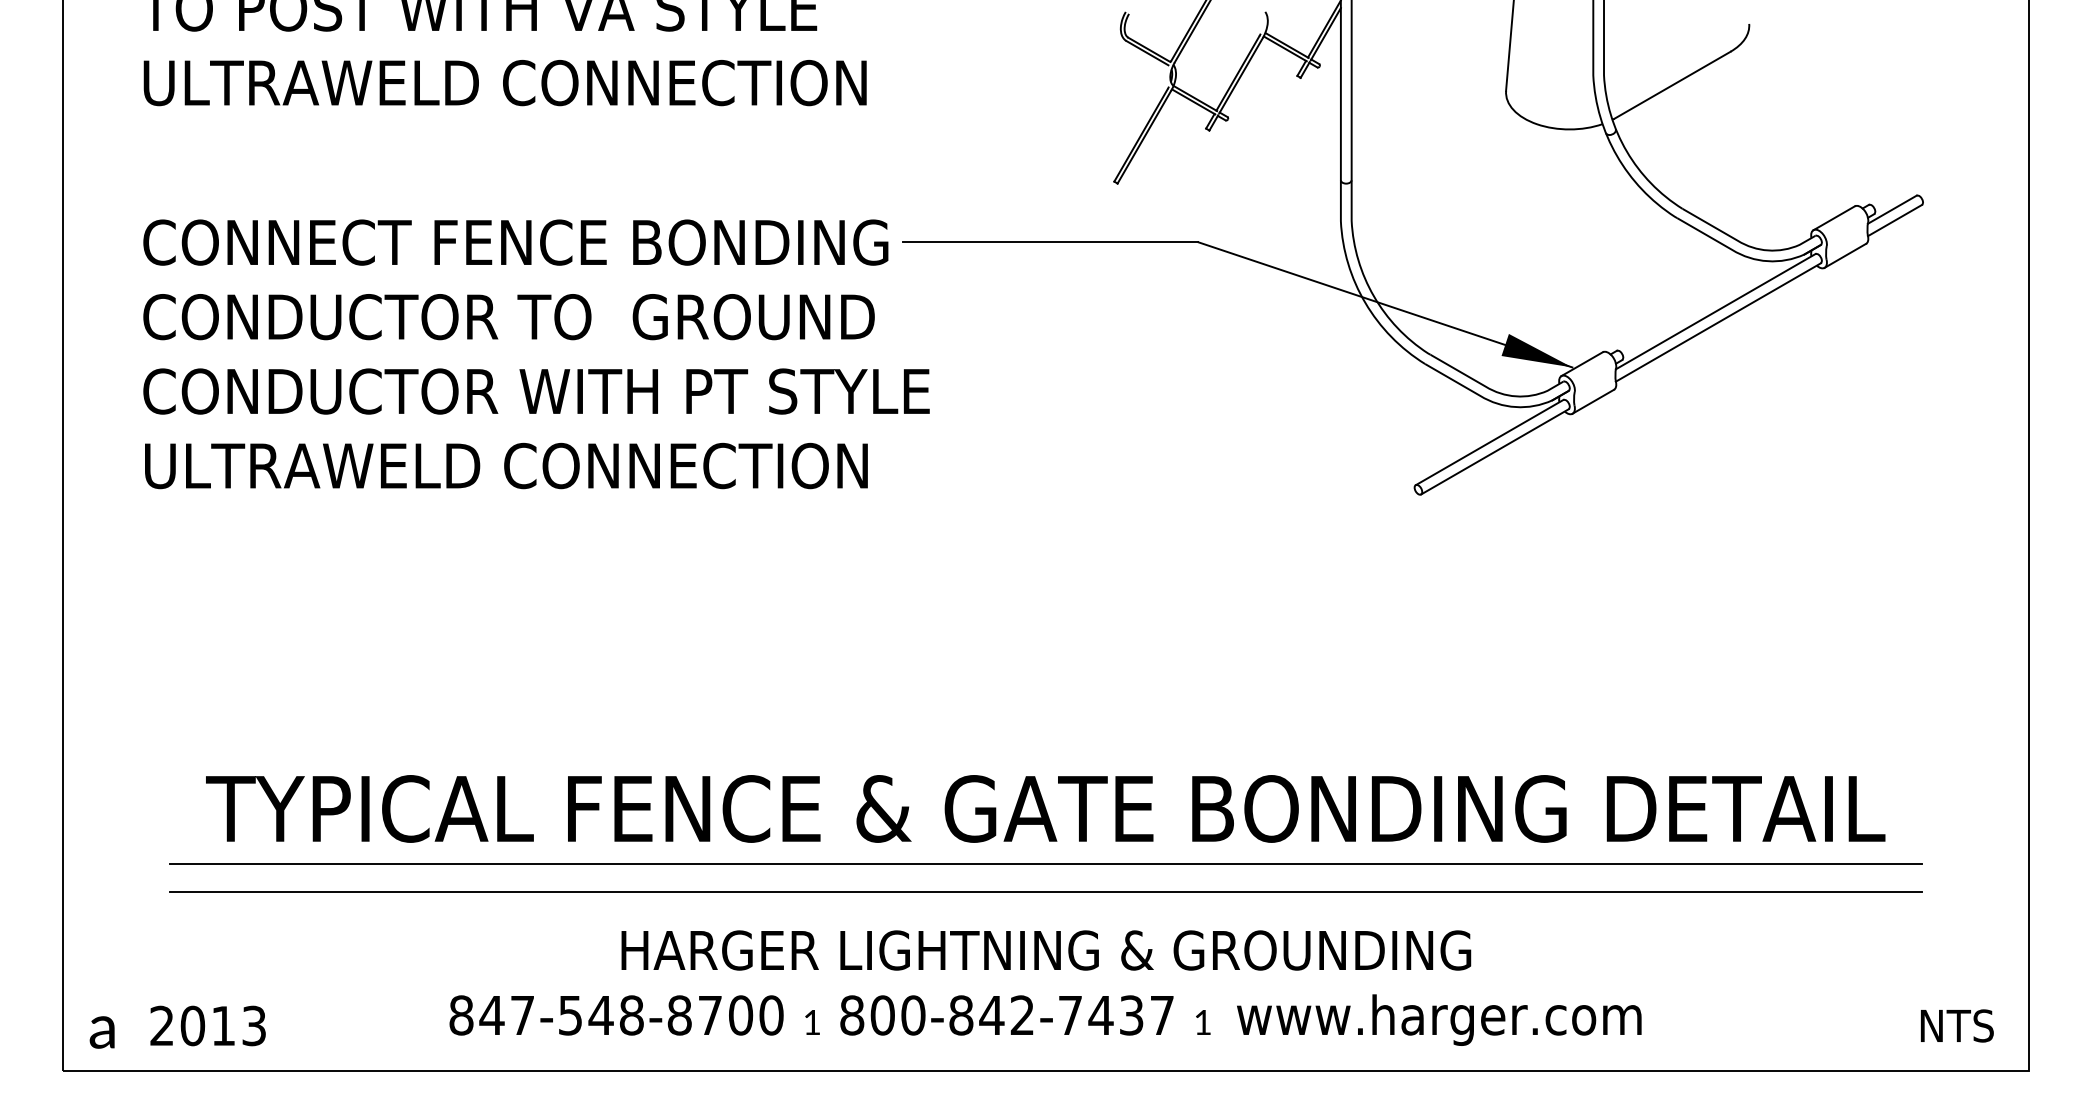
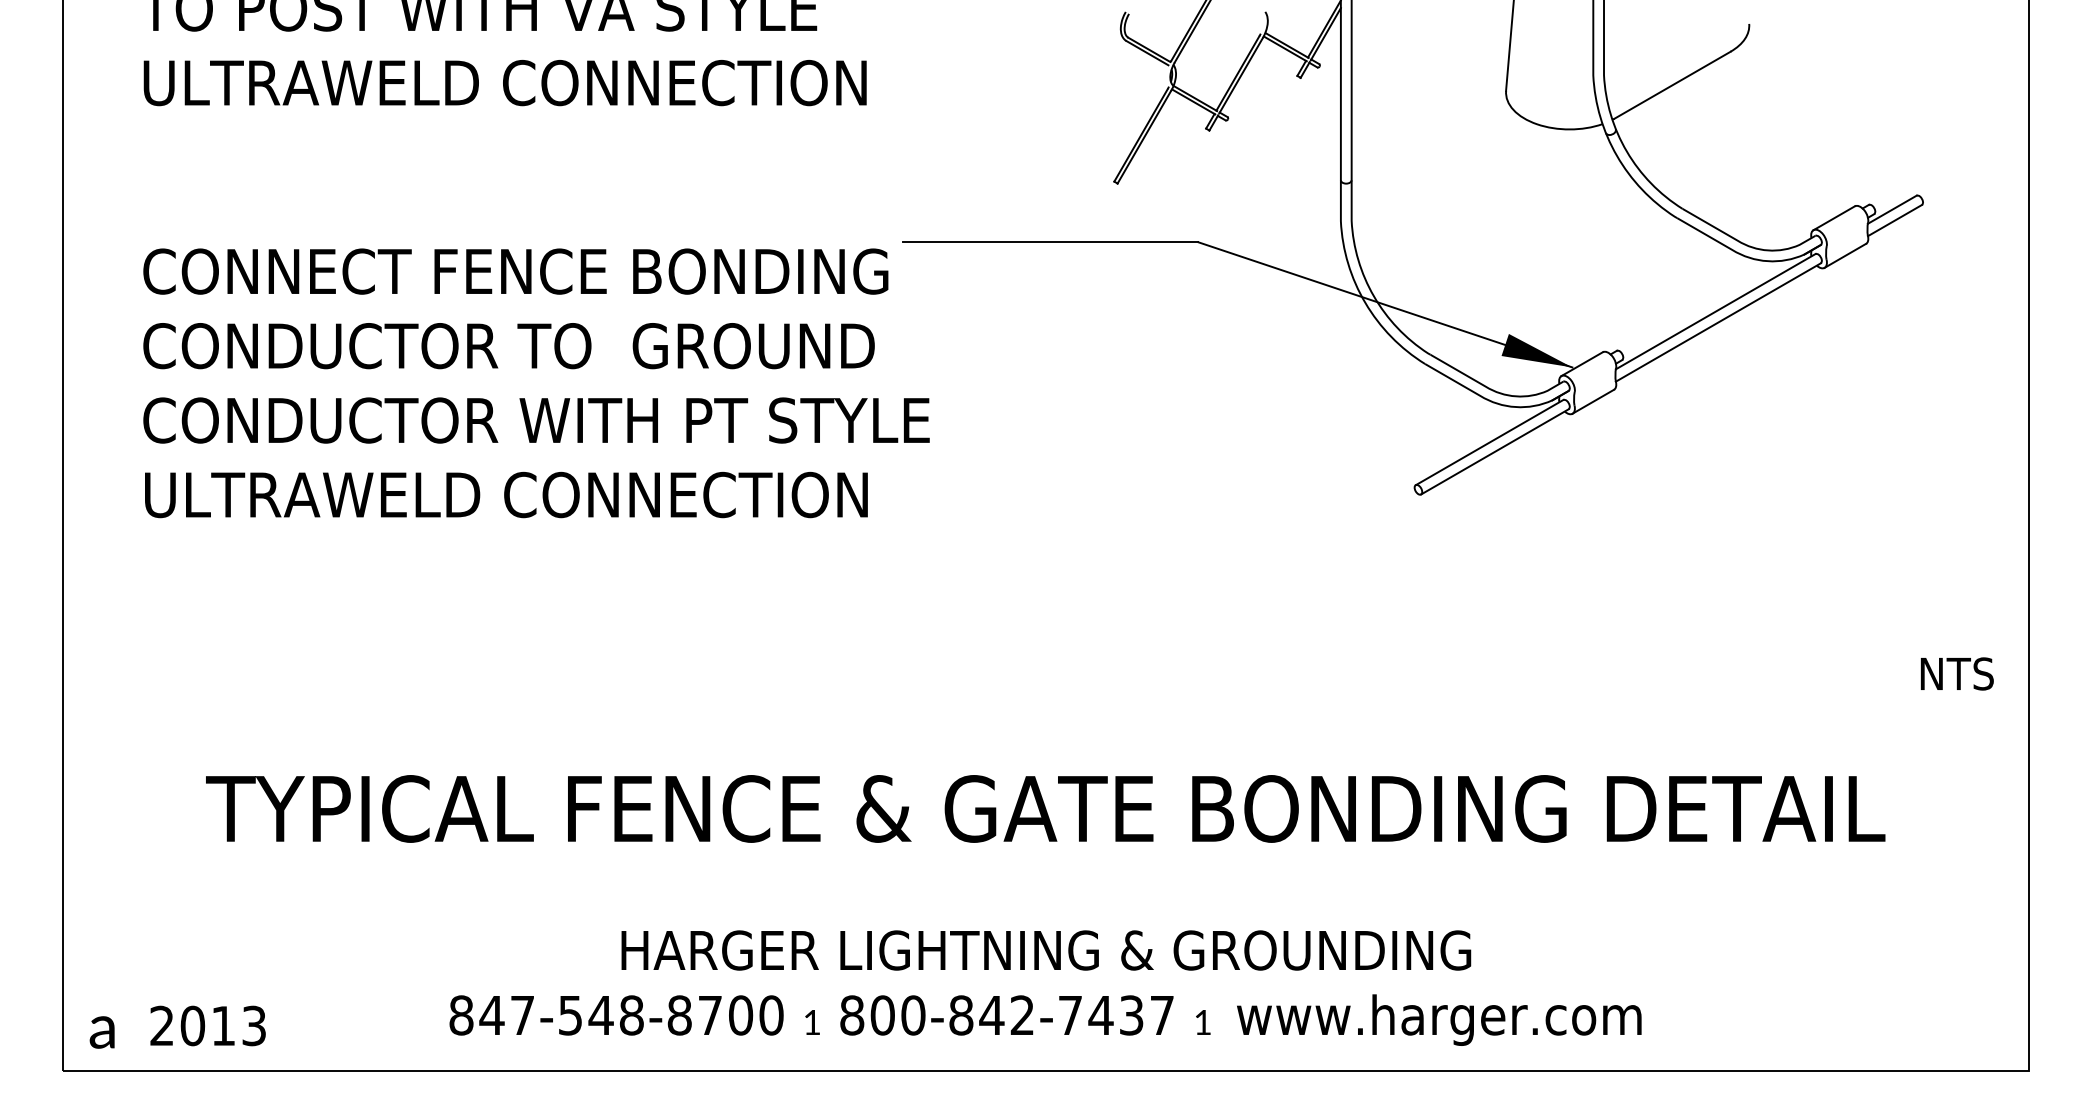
text position: (536, 354) -> (536, 383) (536, 383)
line: present -> none (1046, 864)
line: present -> none (1046, 892)
text position: (1957, 1025) -> (1957, 673) (1957, 673)
